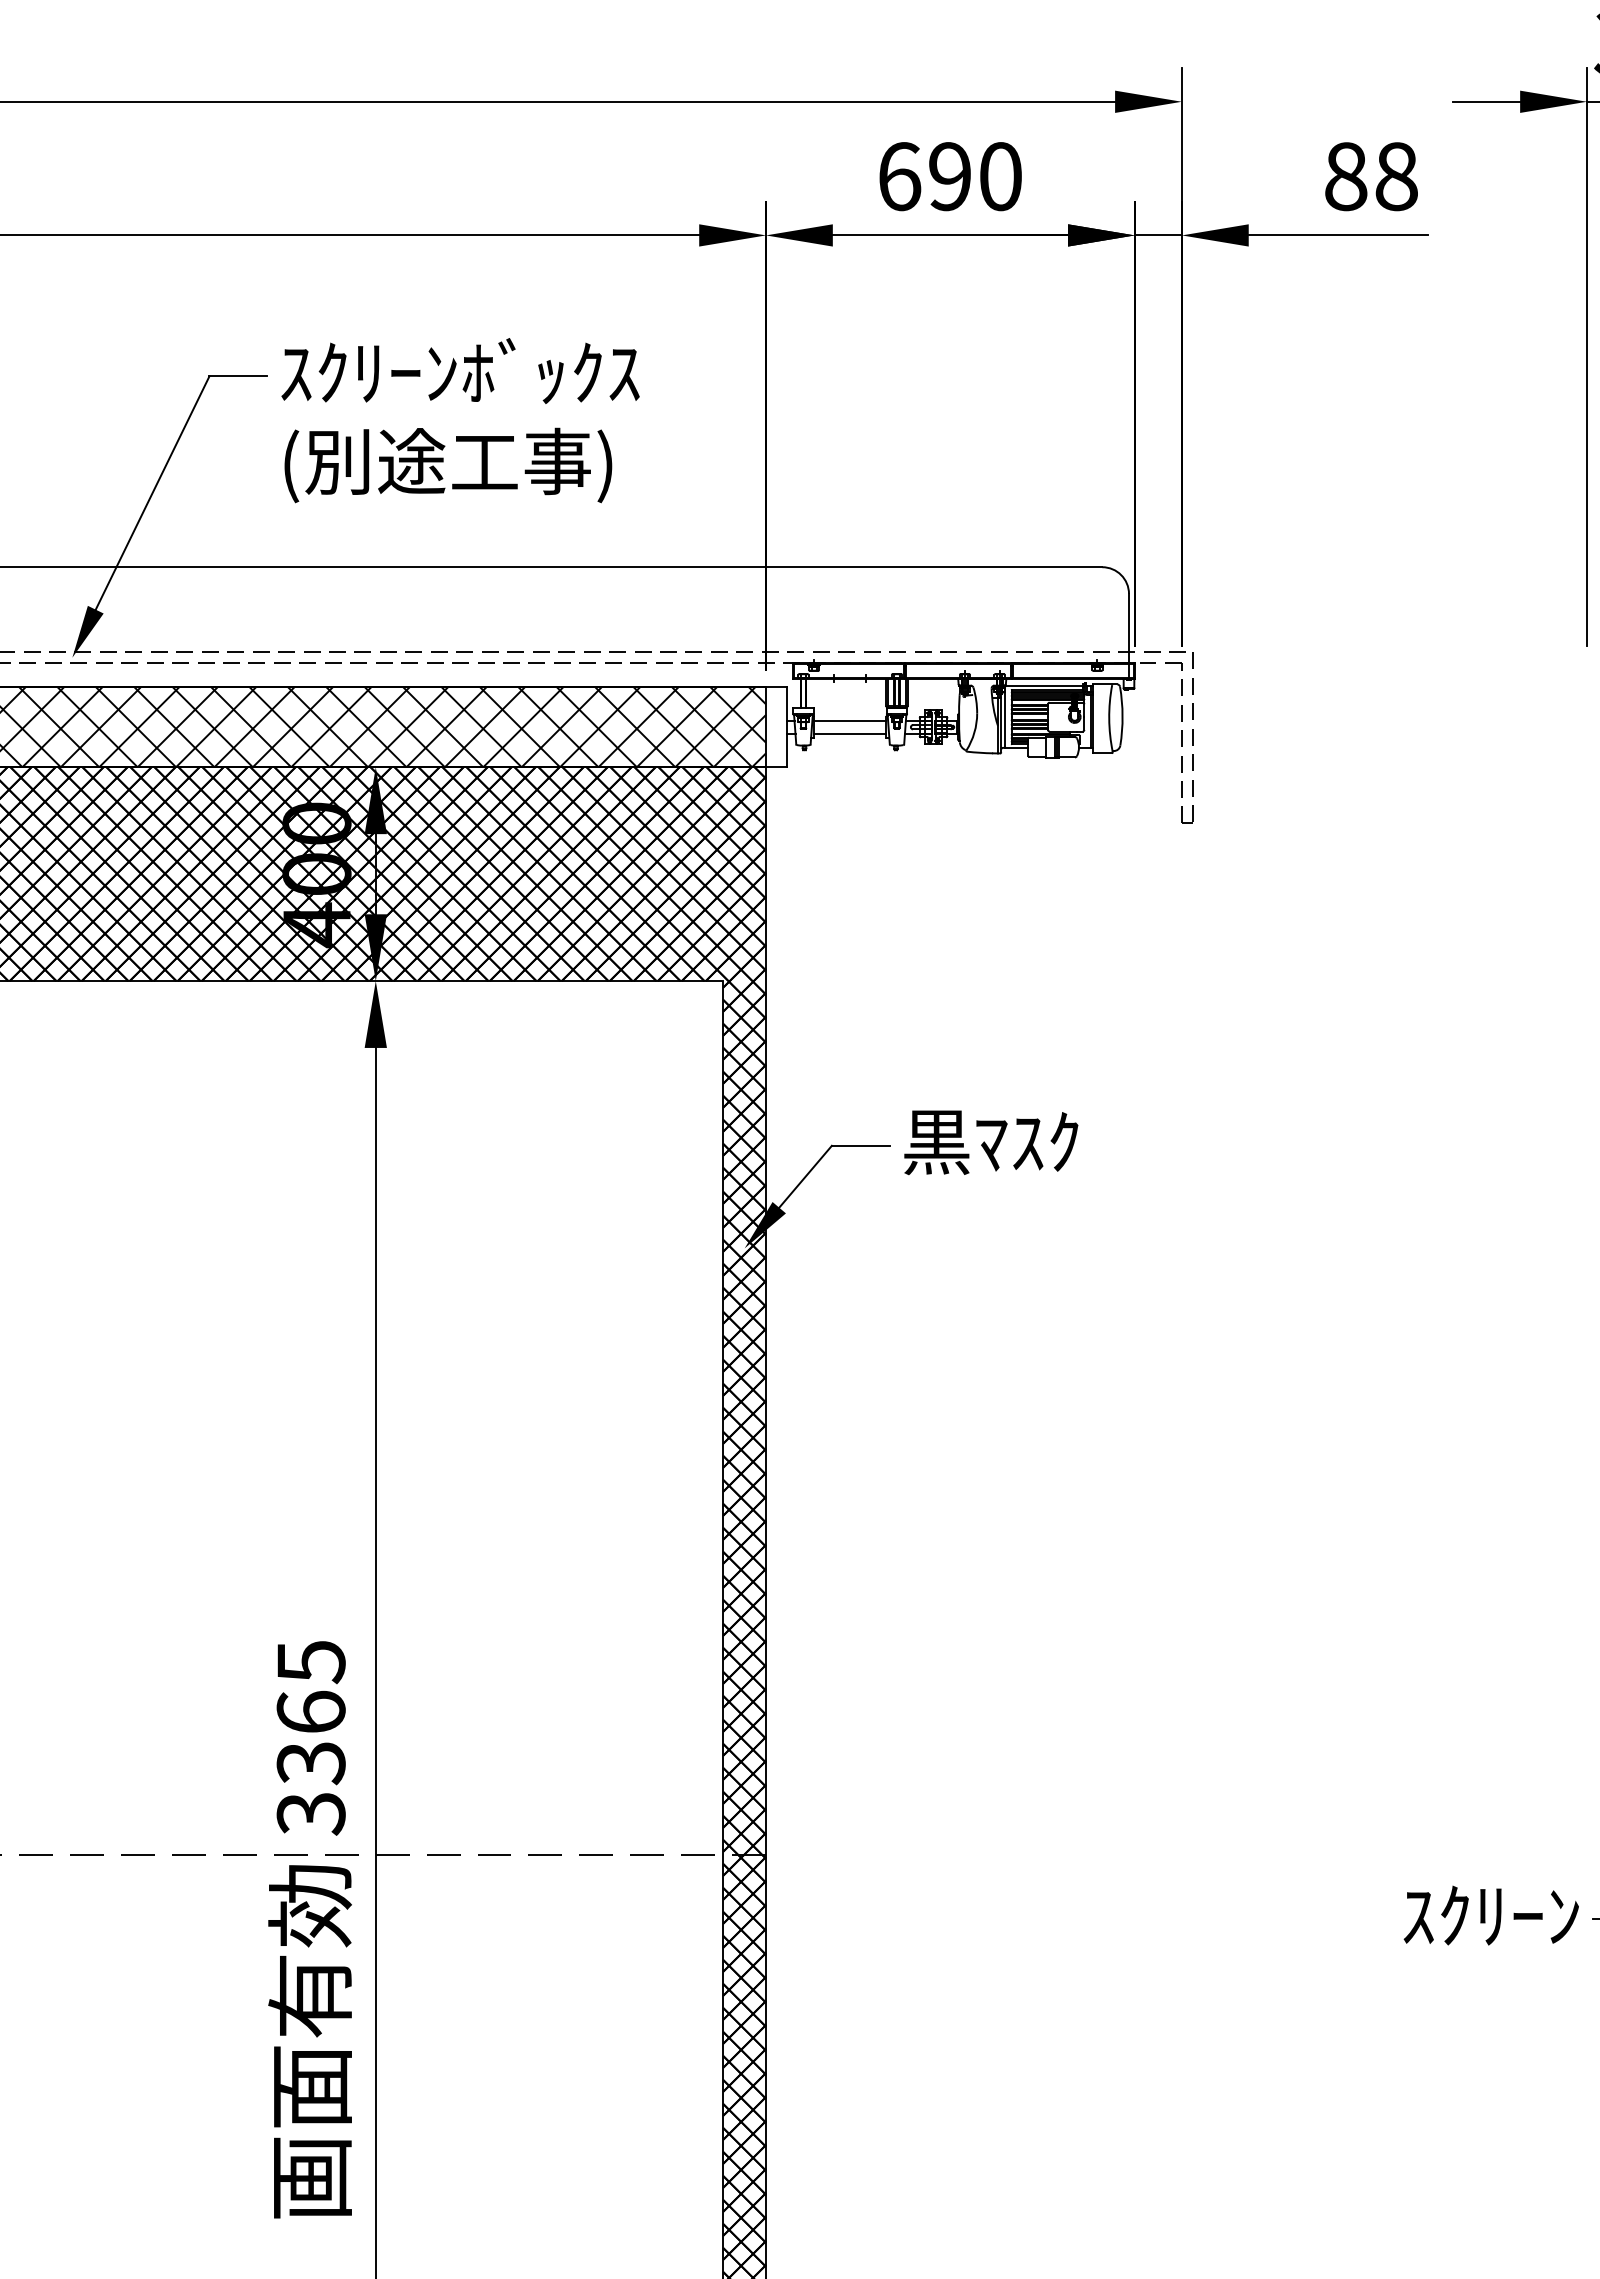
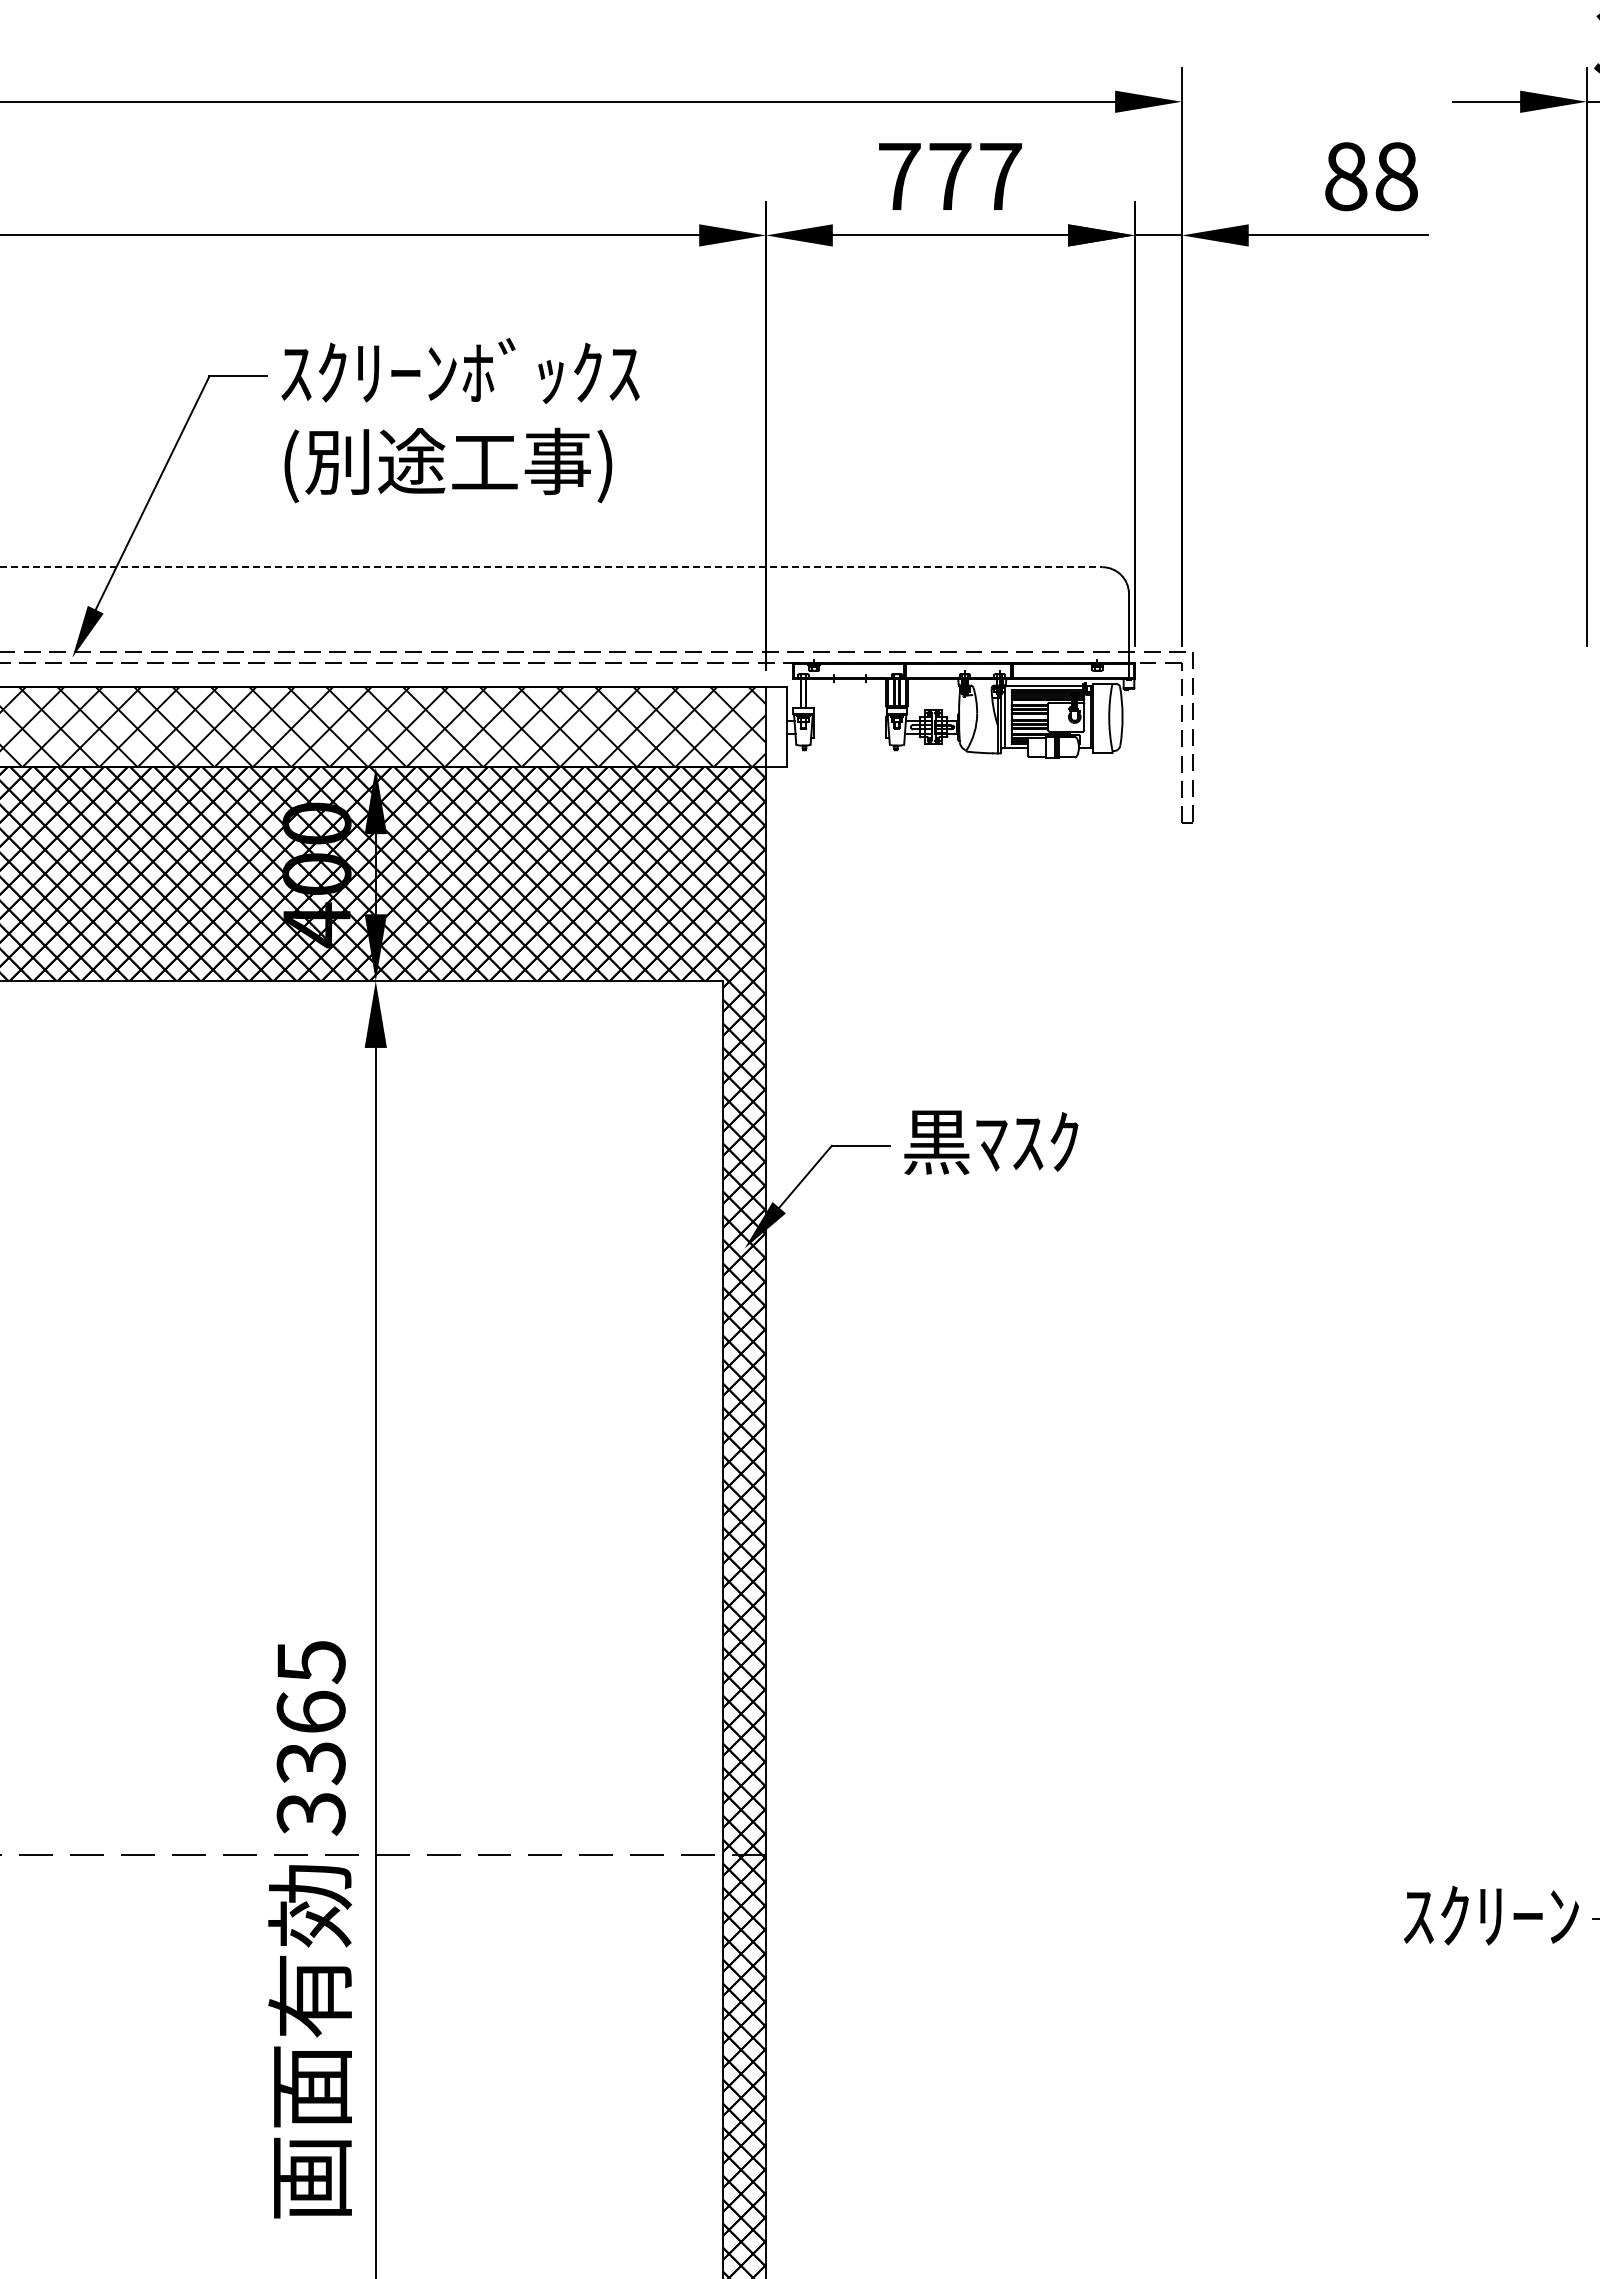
text: 690 -> 777 (950, 176)
line: solid -> dashed (551, 567)
line: present -> none (850, 720)
line: present -> none (850, 733)
